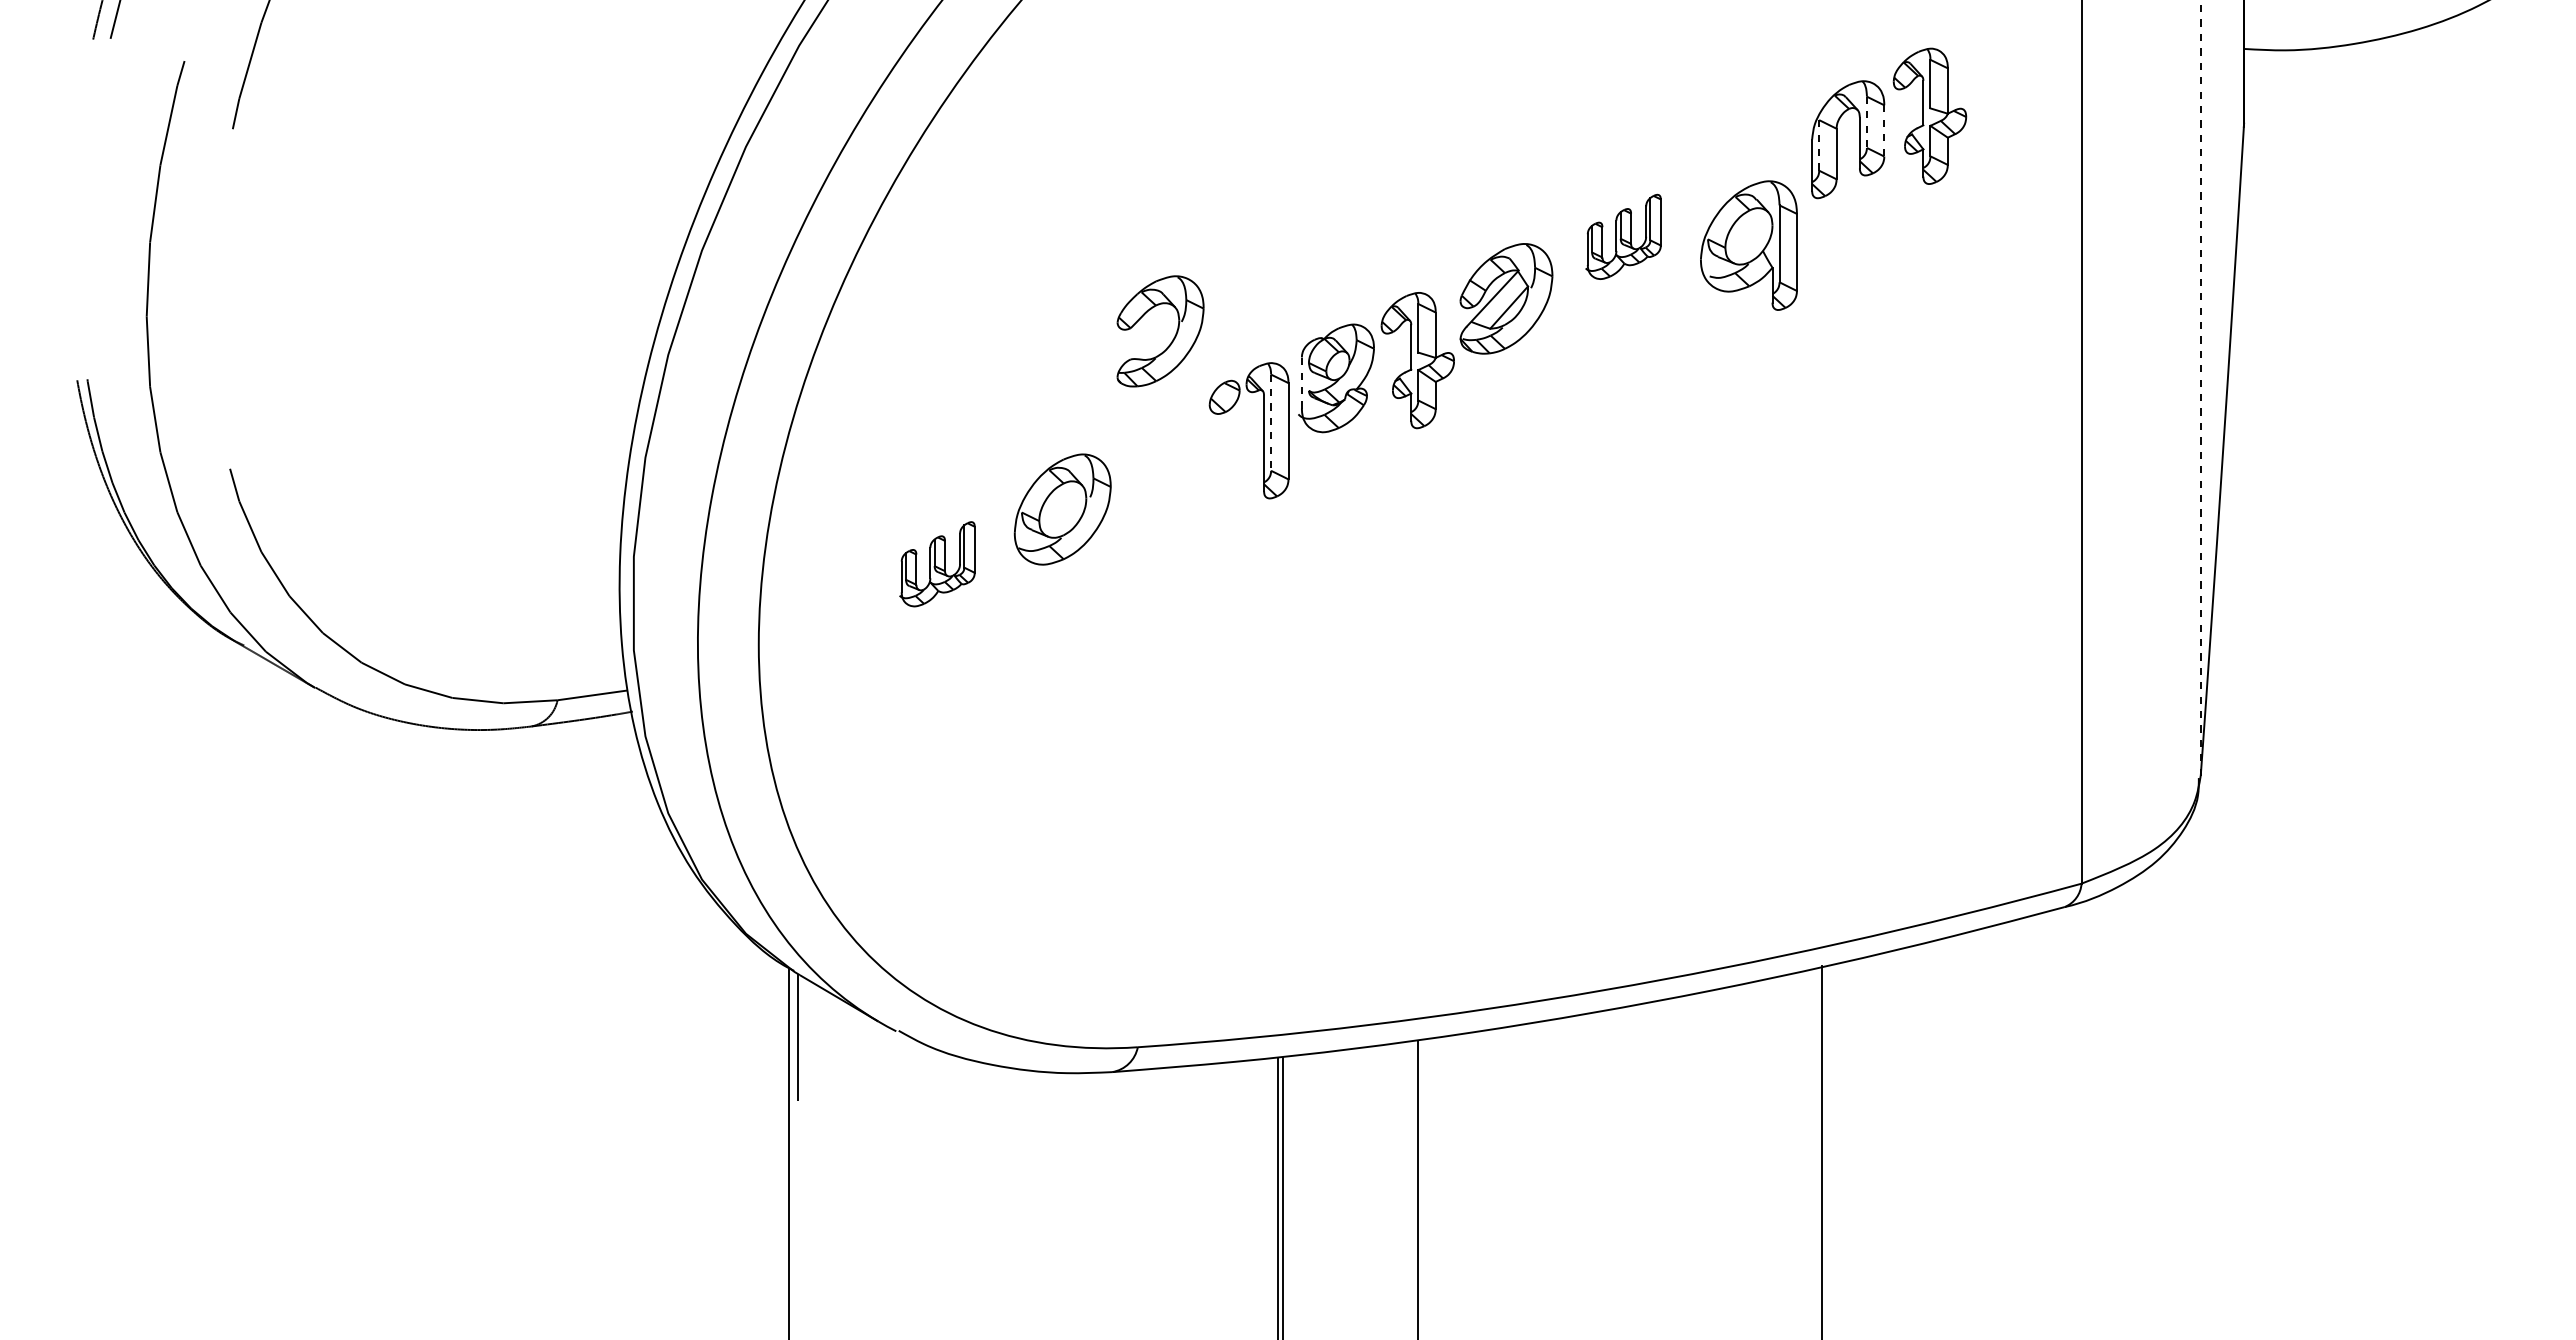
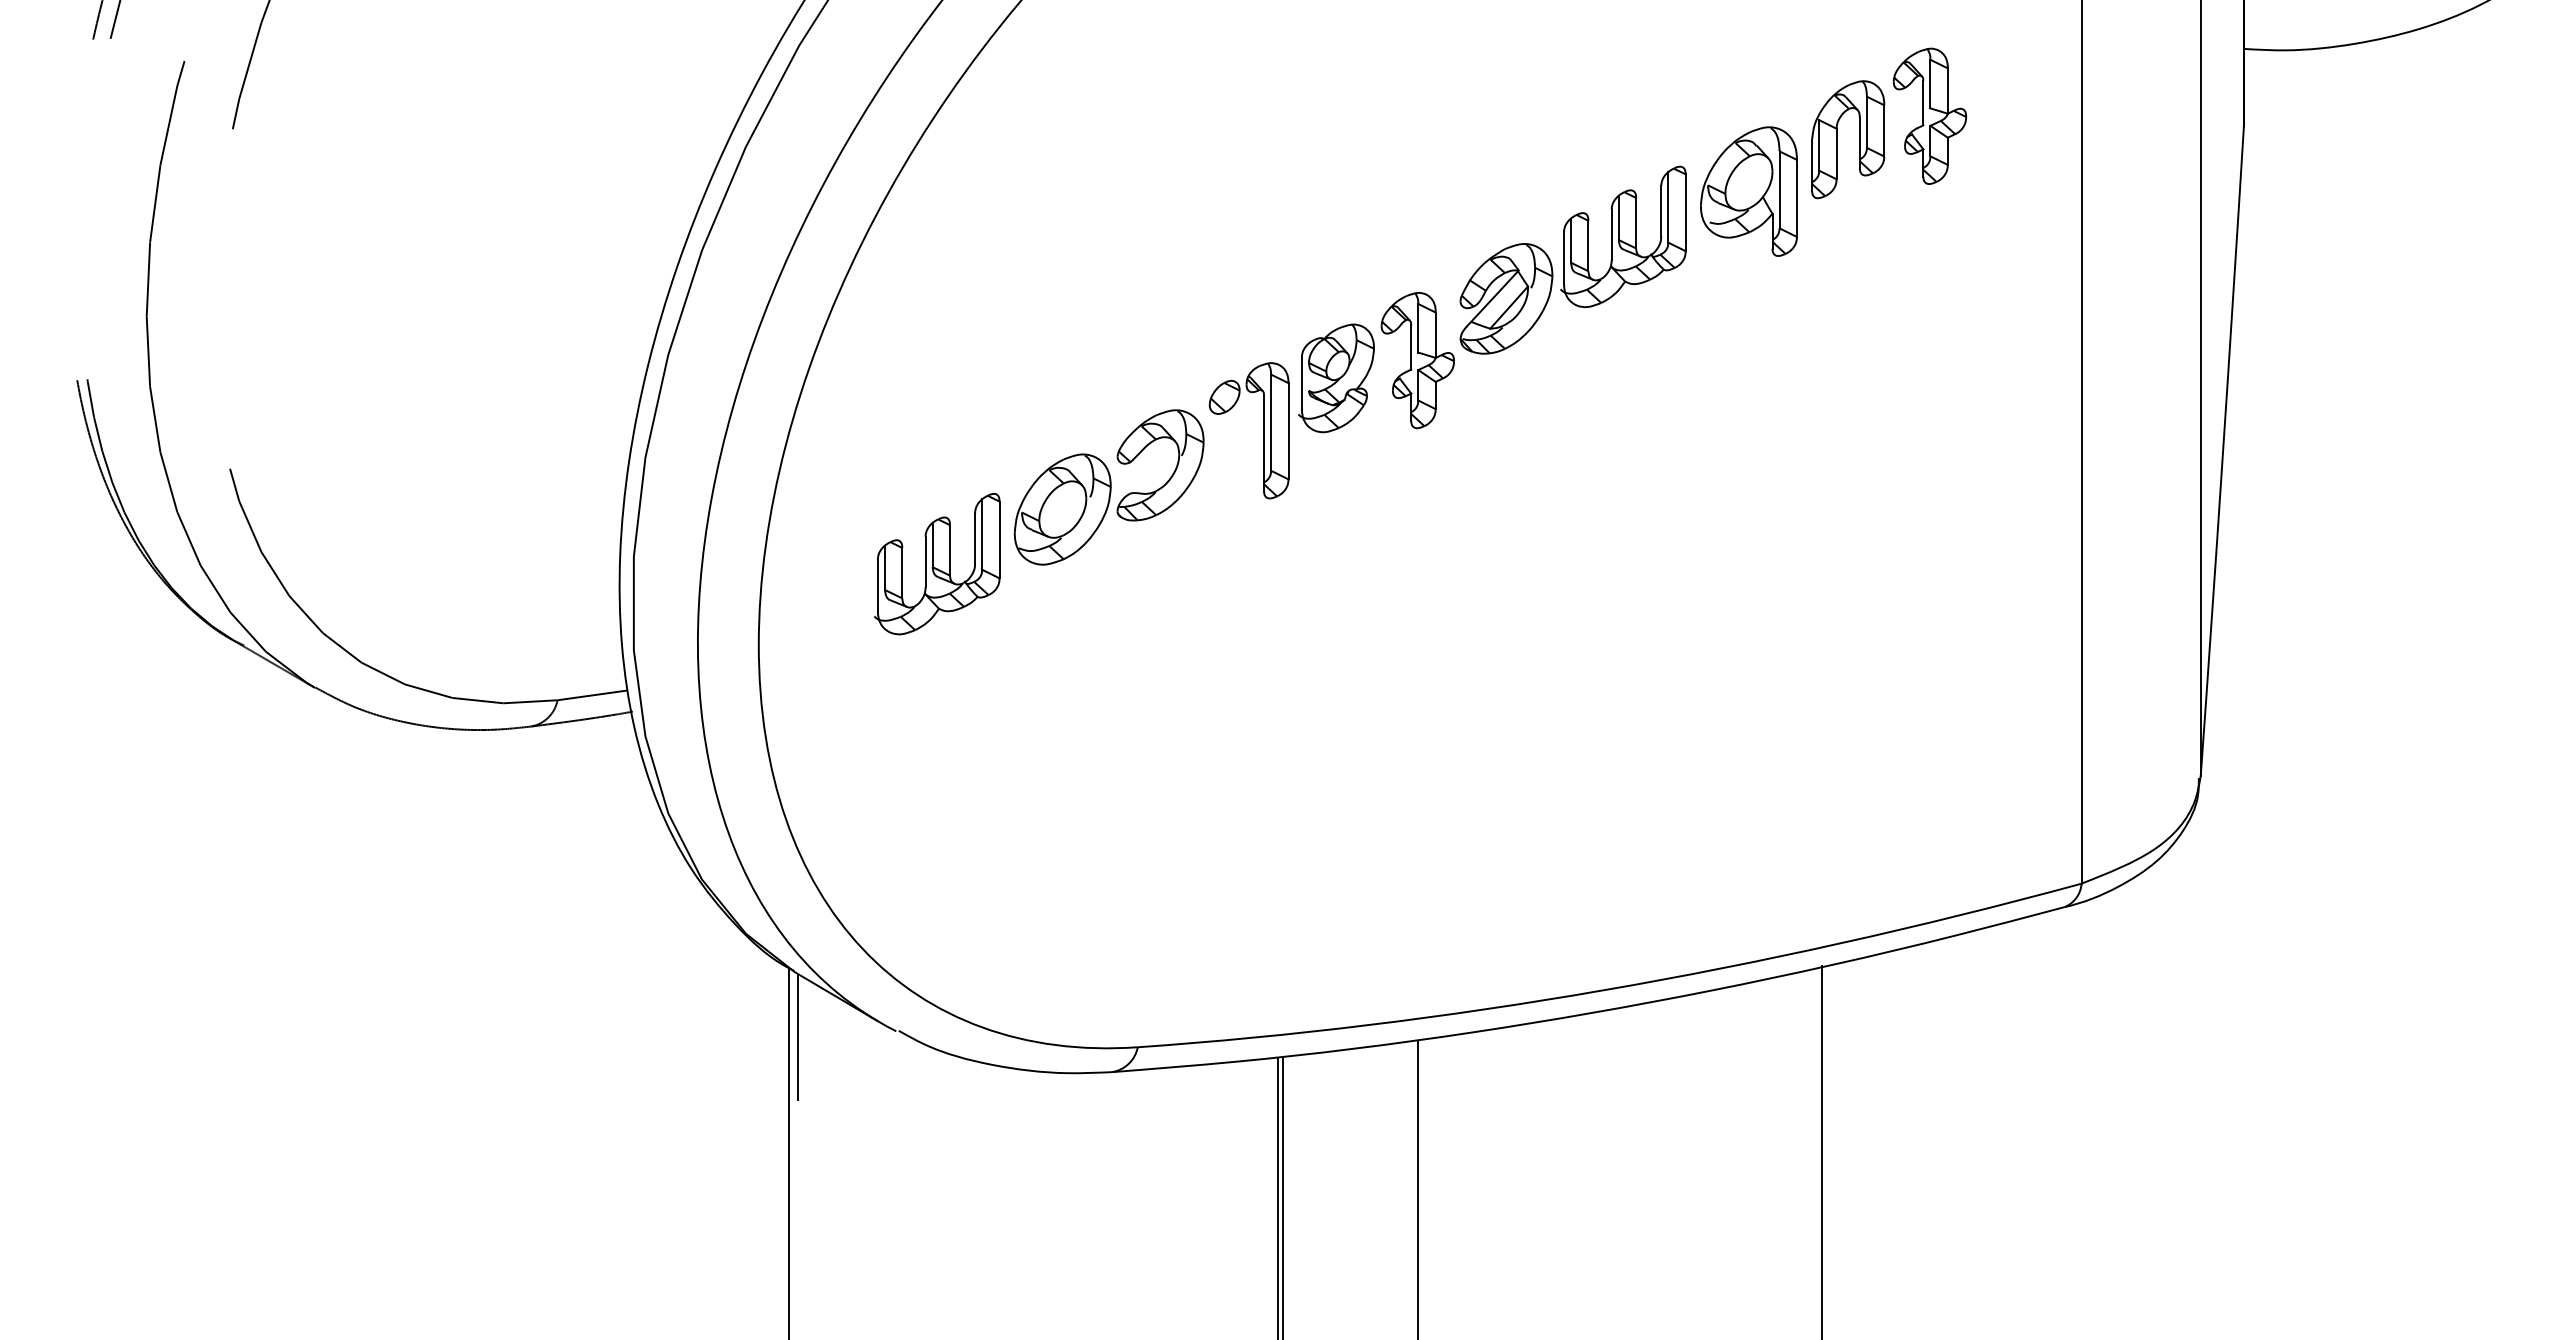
line: dashed -> solid (1866, 122)
line: dashed -> solid (1884, 130)
line: dashed -> solid (1819, 145)
part size: 77x87 px -> 127x144 px (1623, 236)
part position: (1748, 245) -> (1748, 191) (1748, 191)
part position: (1173, 337) -> (1173, 471) (1173, 471)
line: dashed -> solid (1301, 383)
line: dashed -> solid (2200, 387)
line: dashed -> solid (1271, 423)
part size: 77x87 px -> 127x143 px (937, 564)
